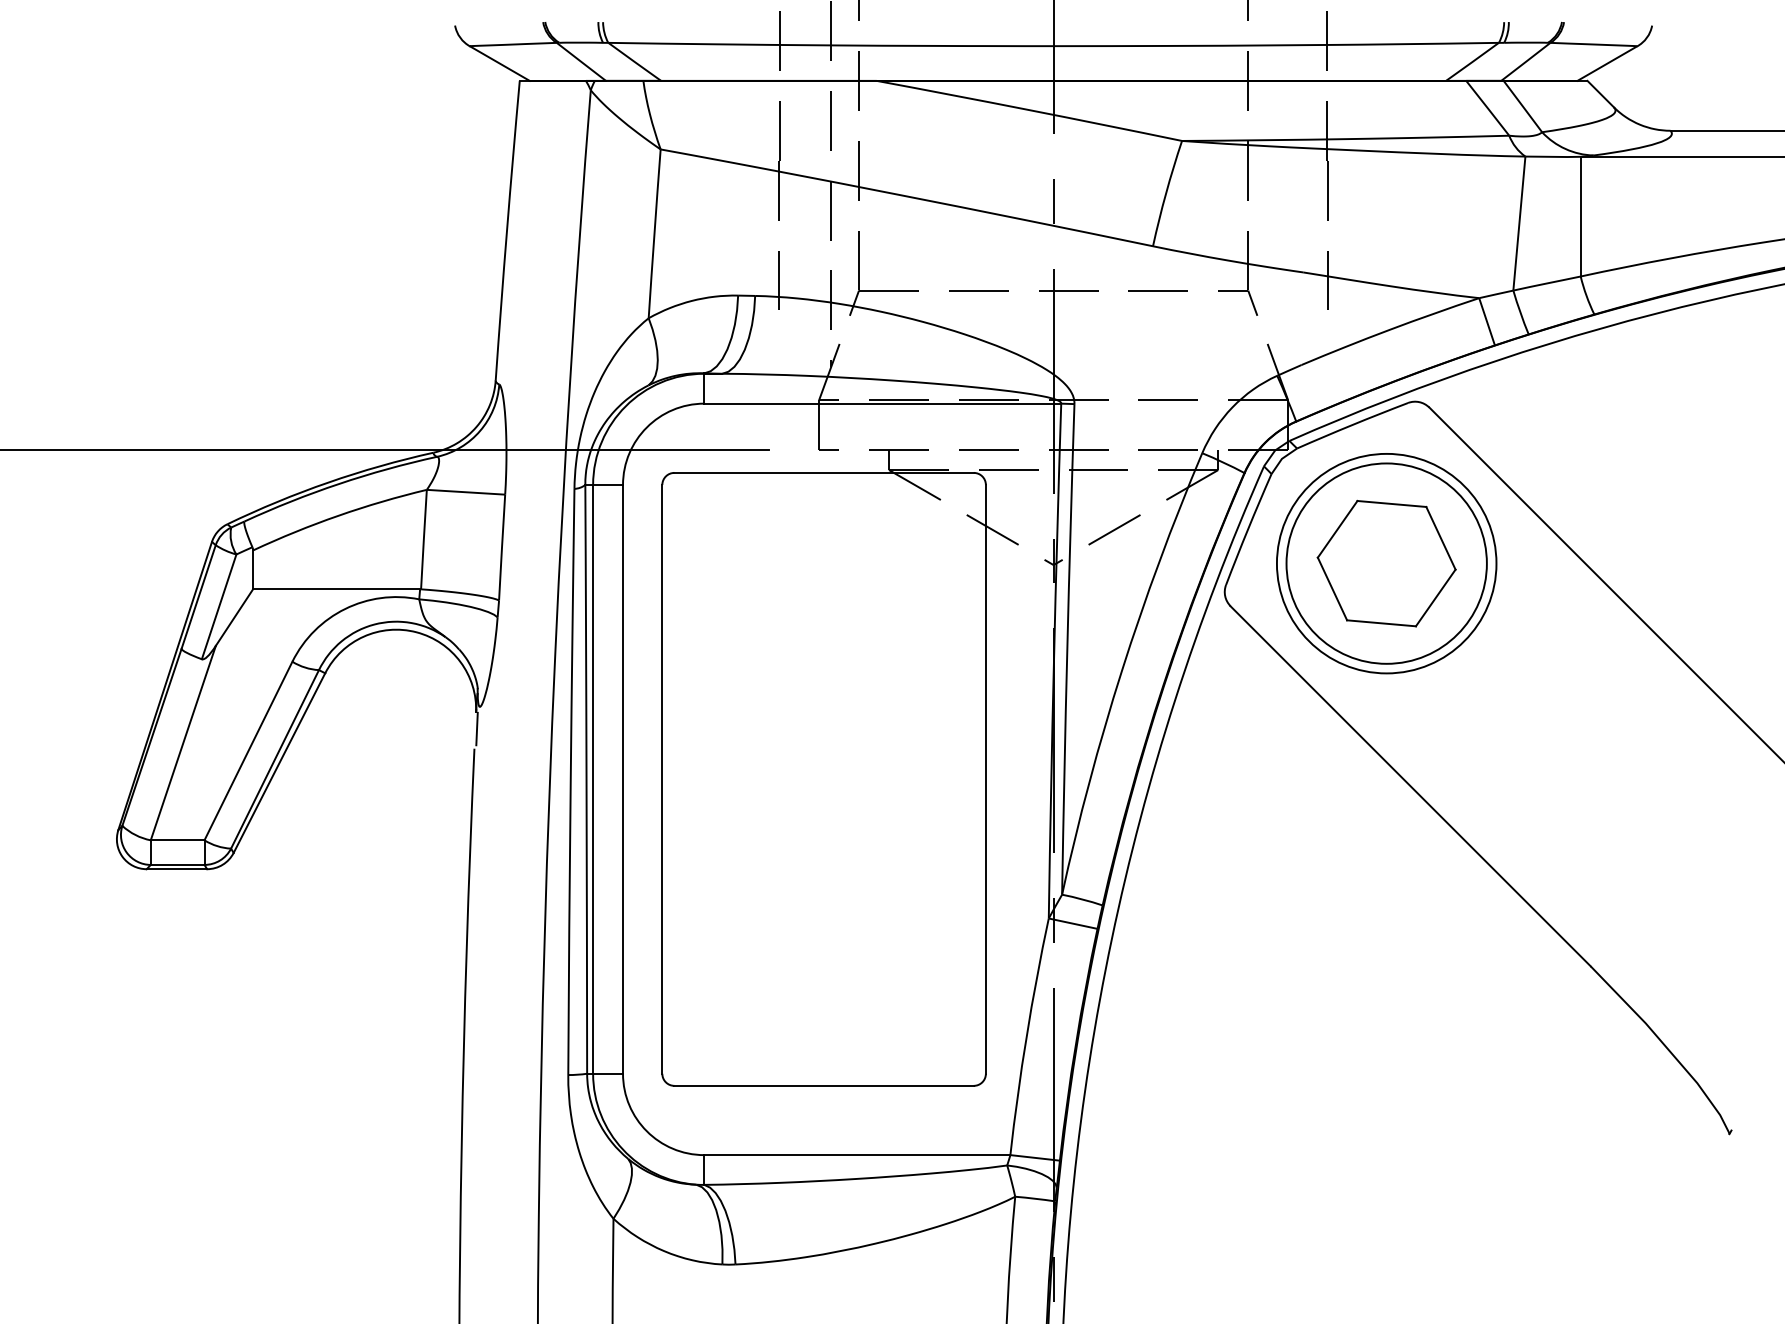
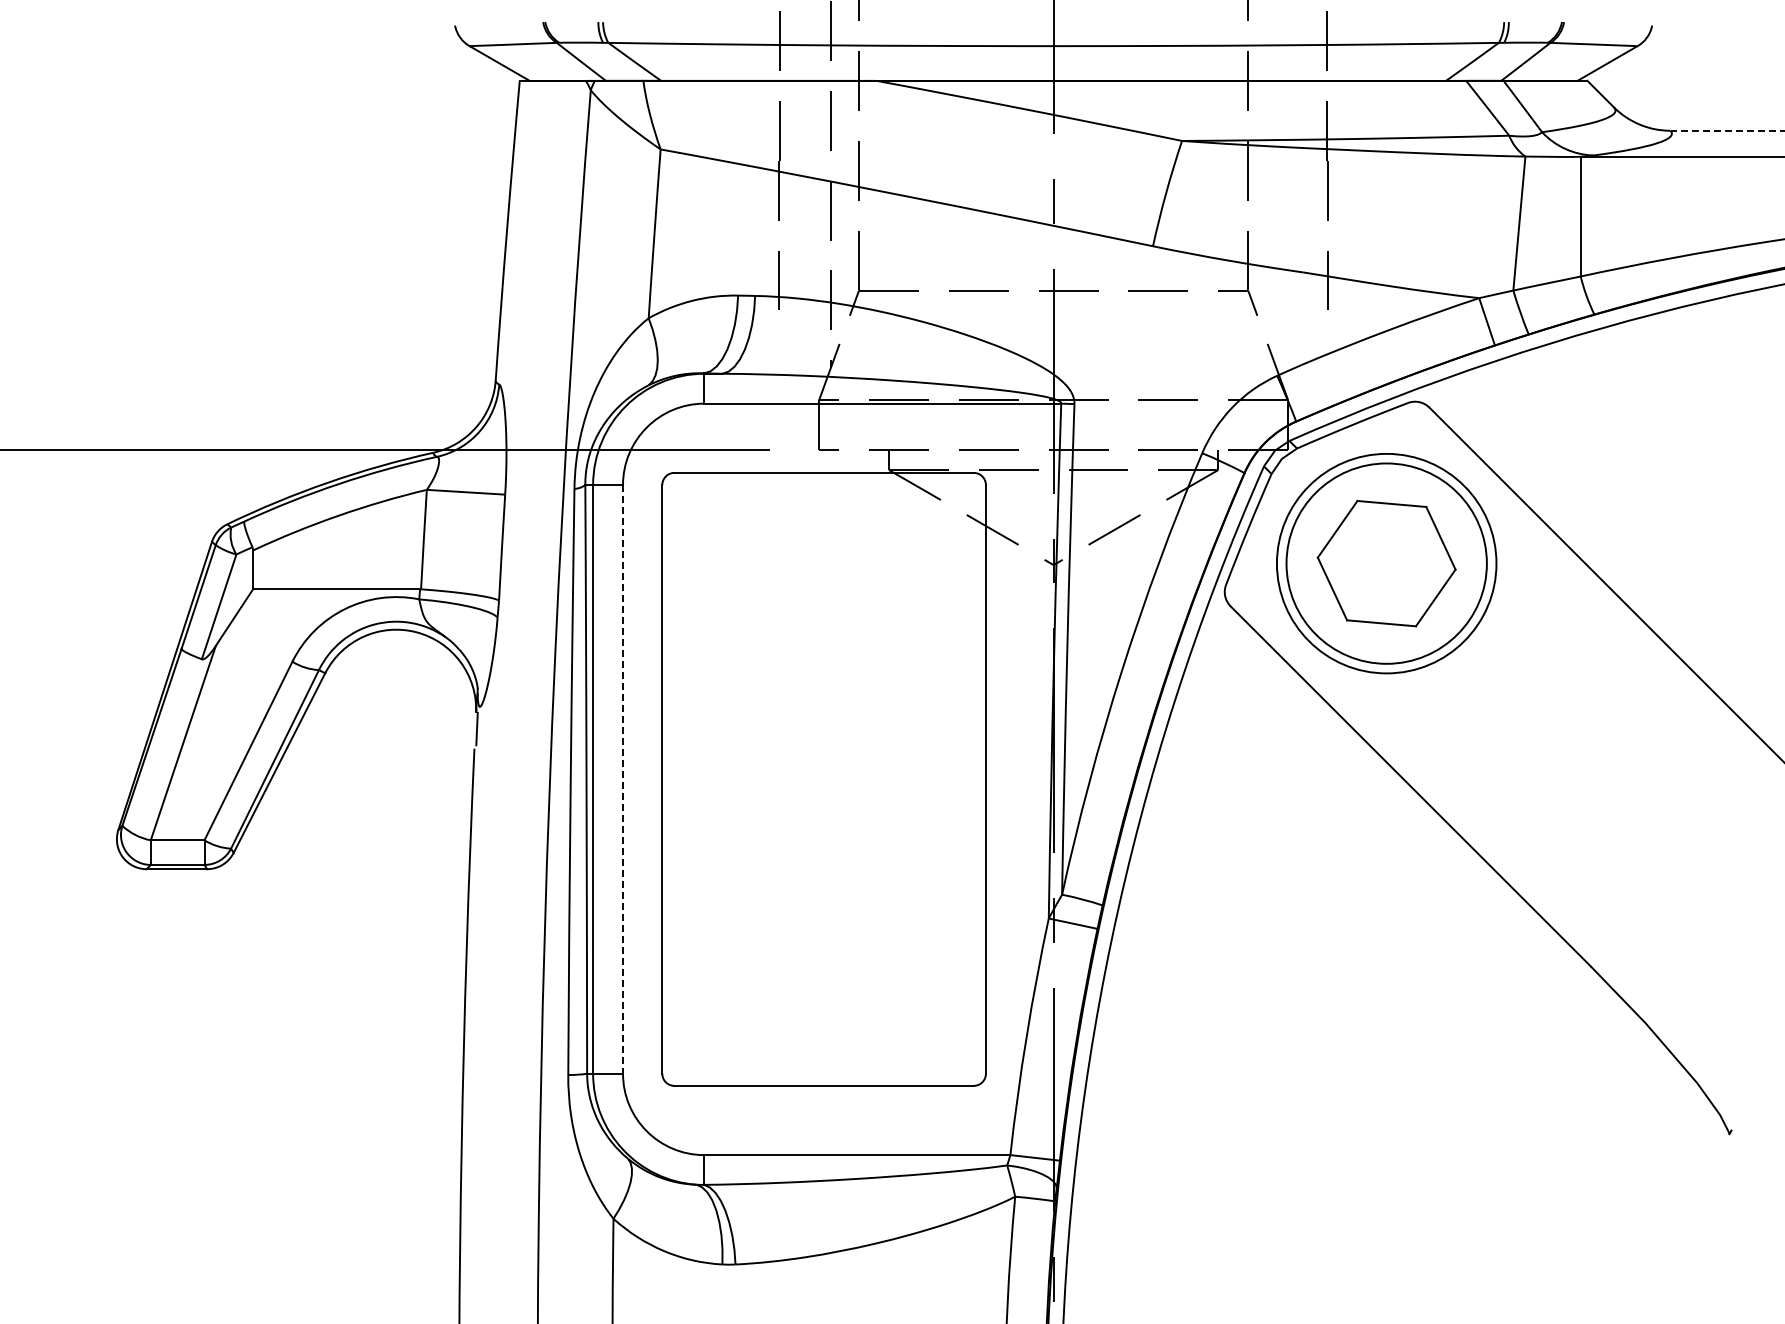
line: solid -> dashed (1727, 130)
line: solid -> dashed (623, 779)
